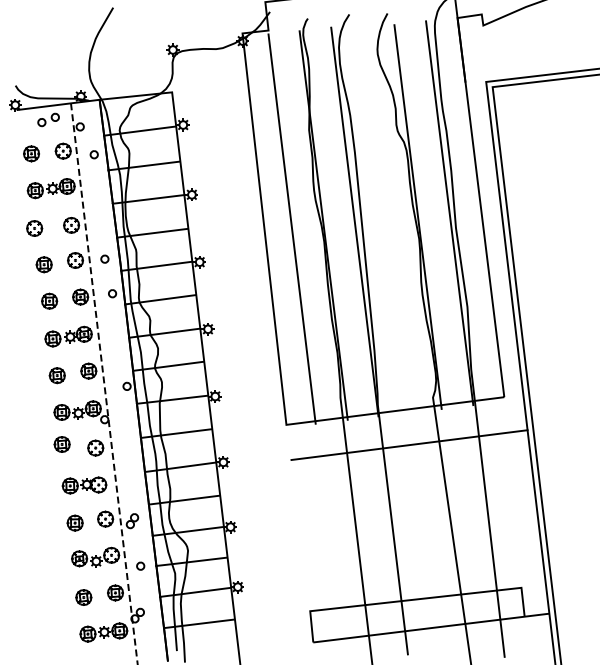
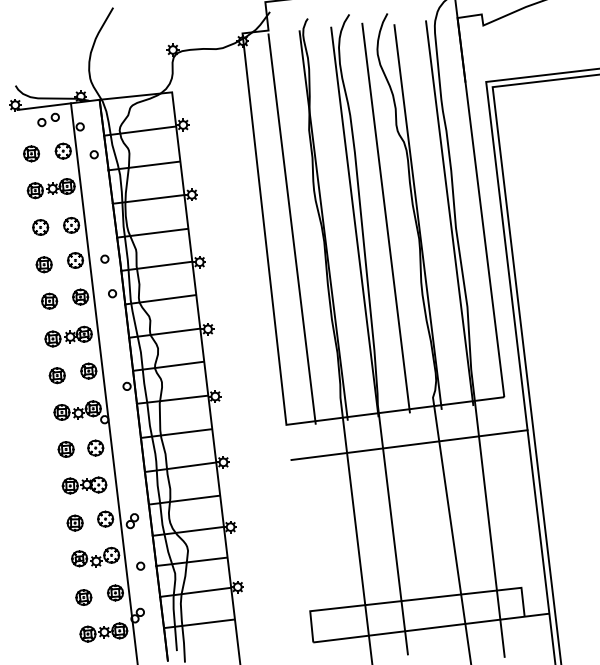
line: none -> present (385, 217)
part position: (34, 228) -> (40, 227) (40, 227)
line: dashed -> solid (104, 384)
part position: (61, 444) -> (65, 449) (65, 449)
